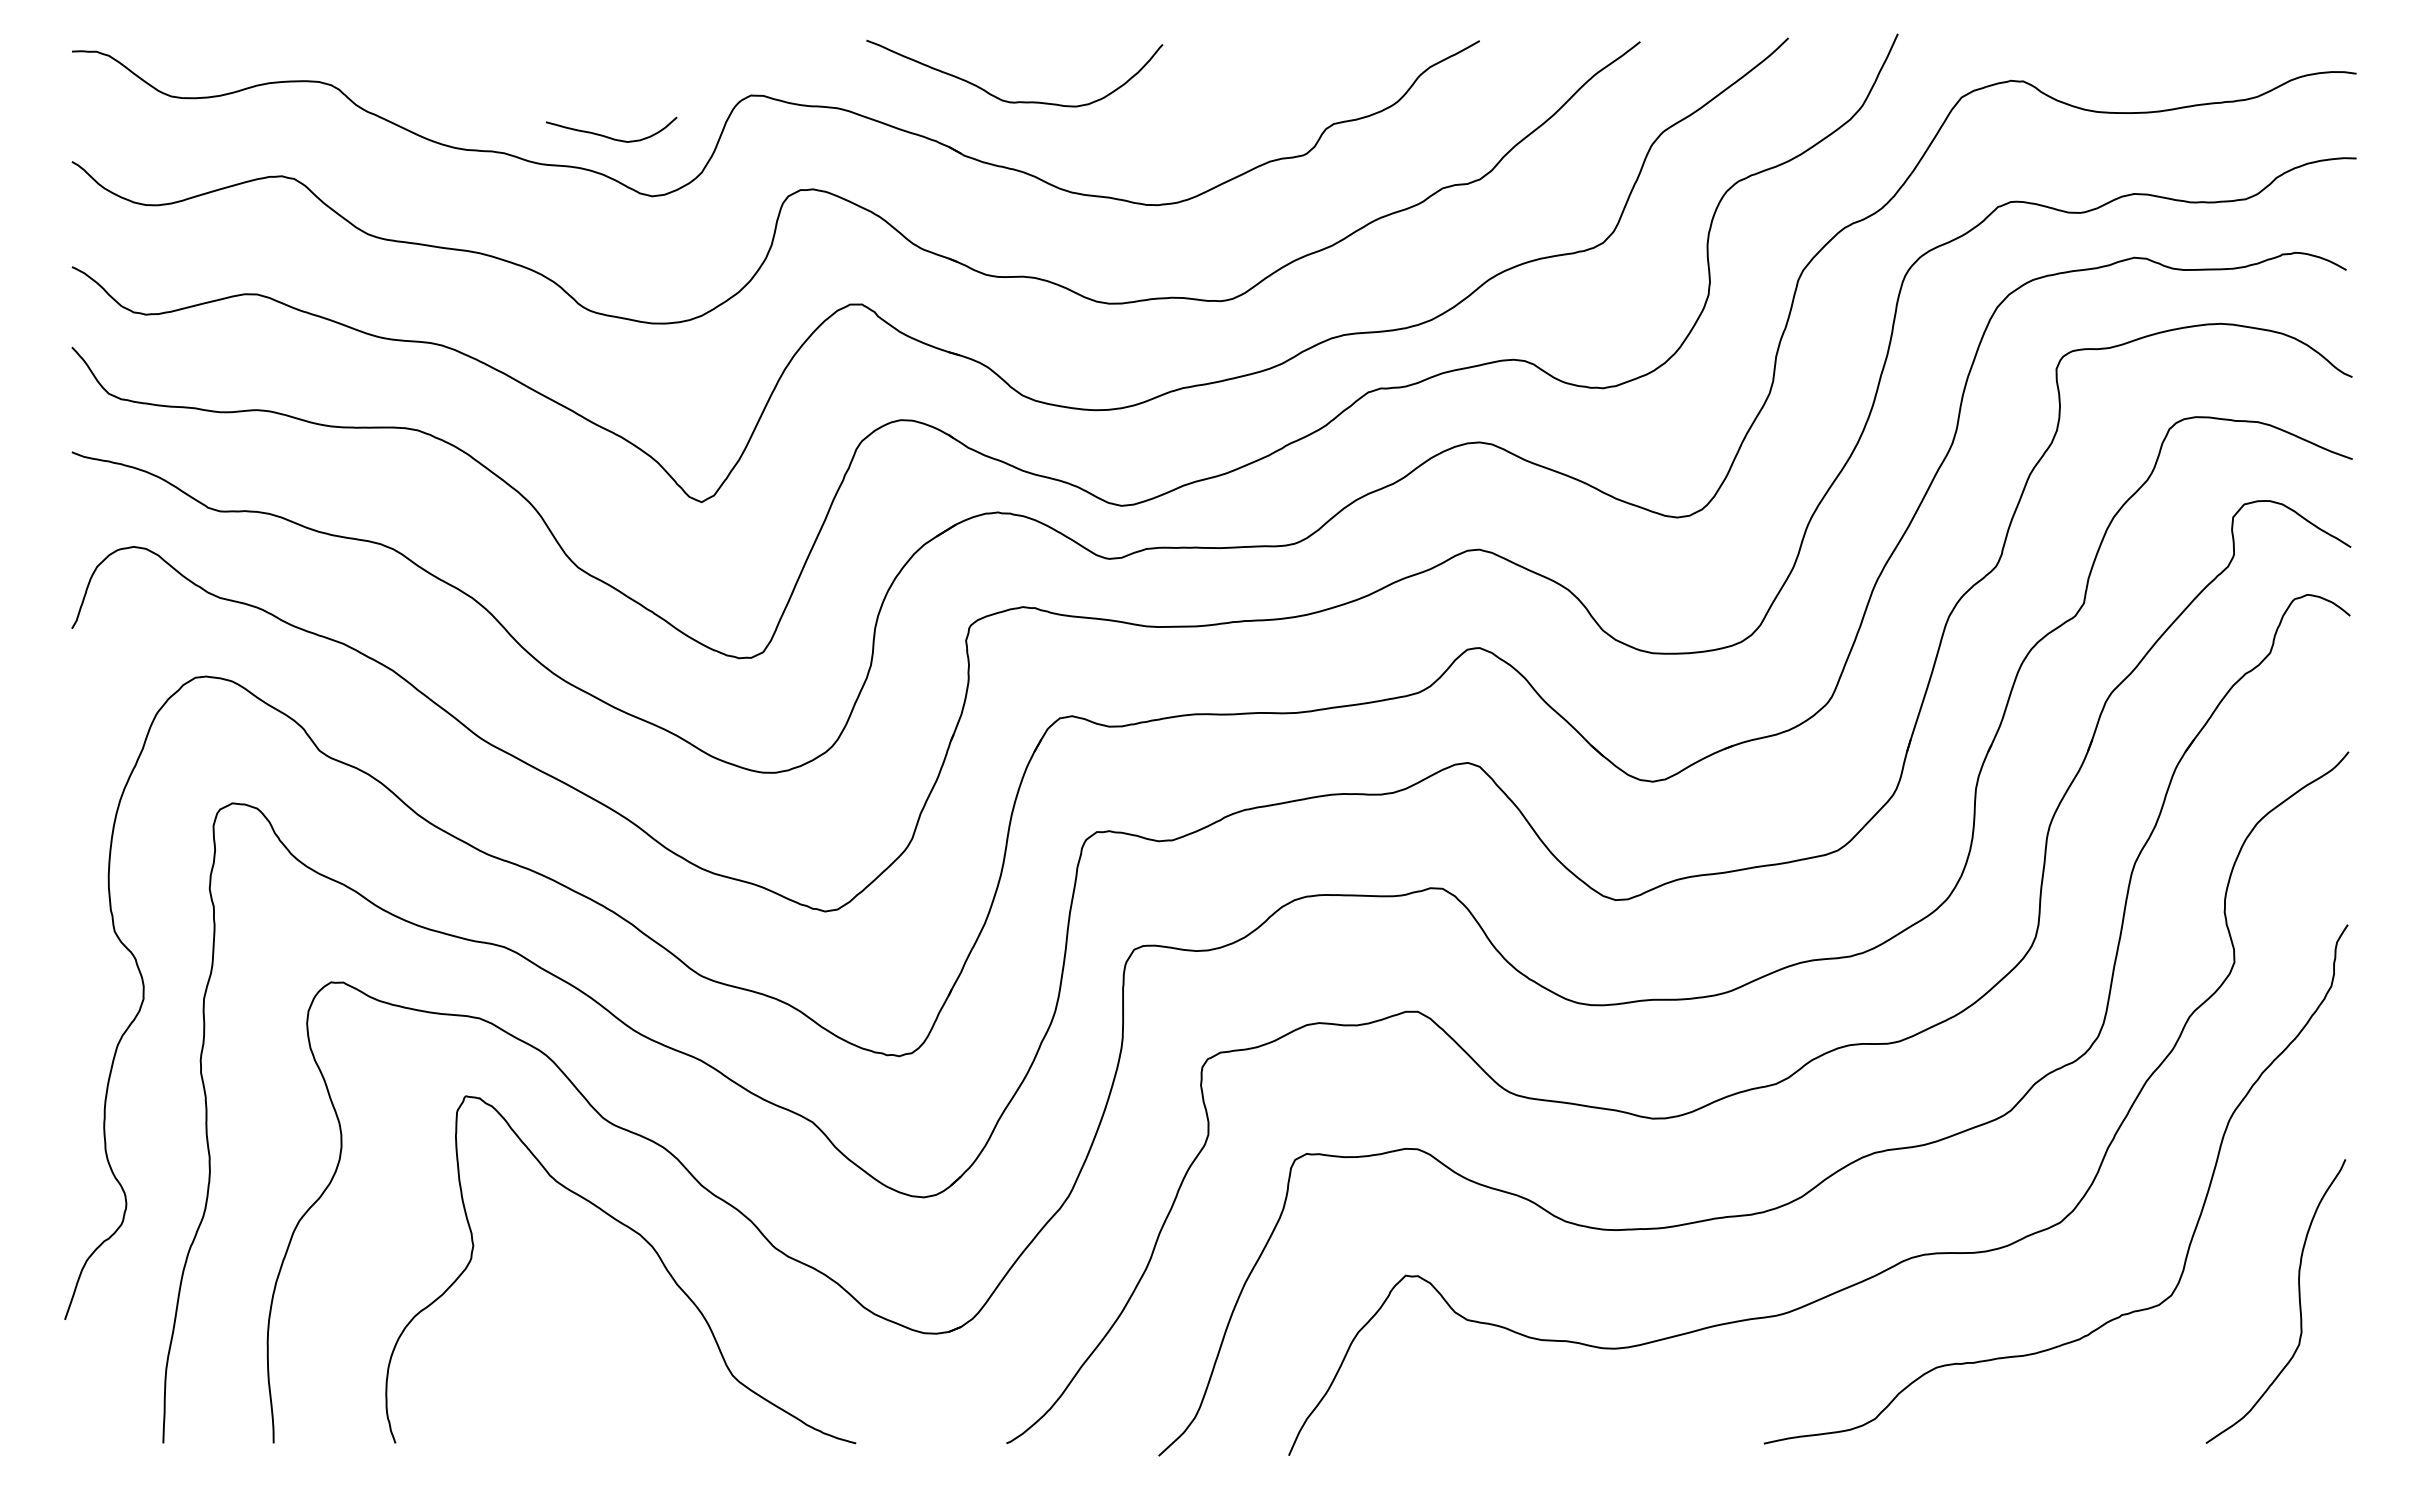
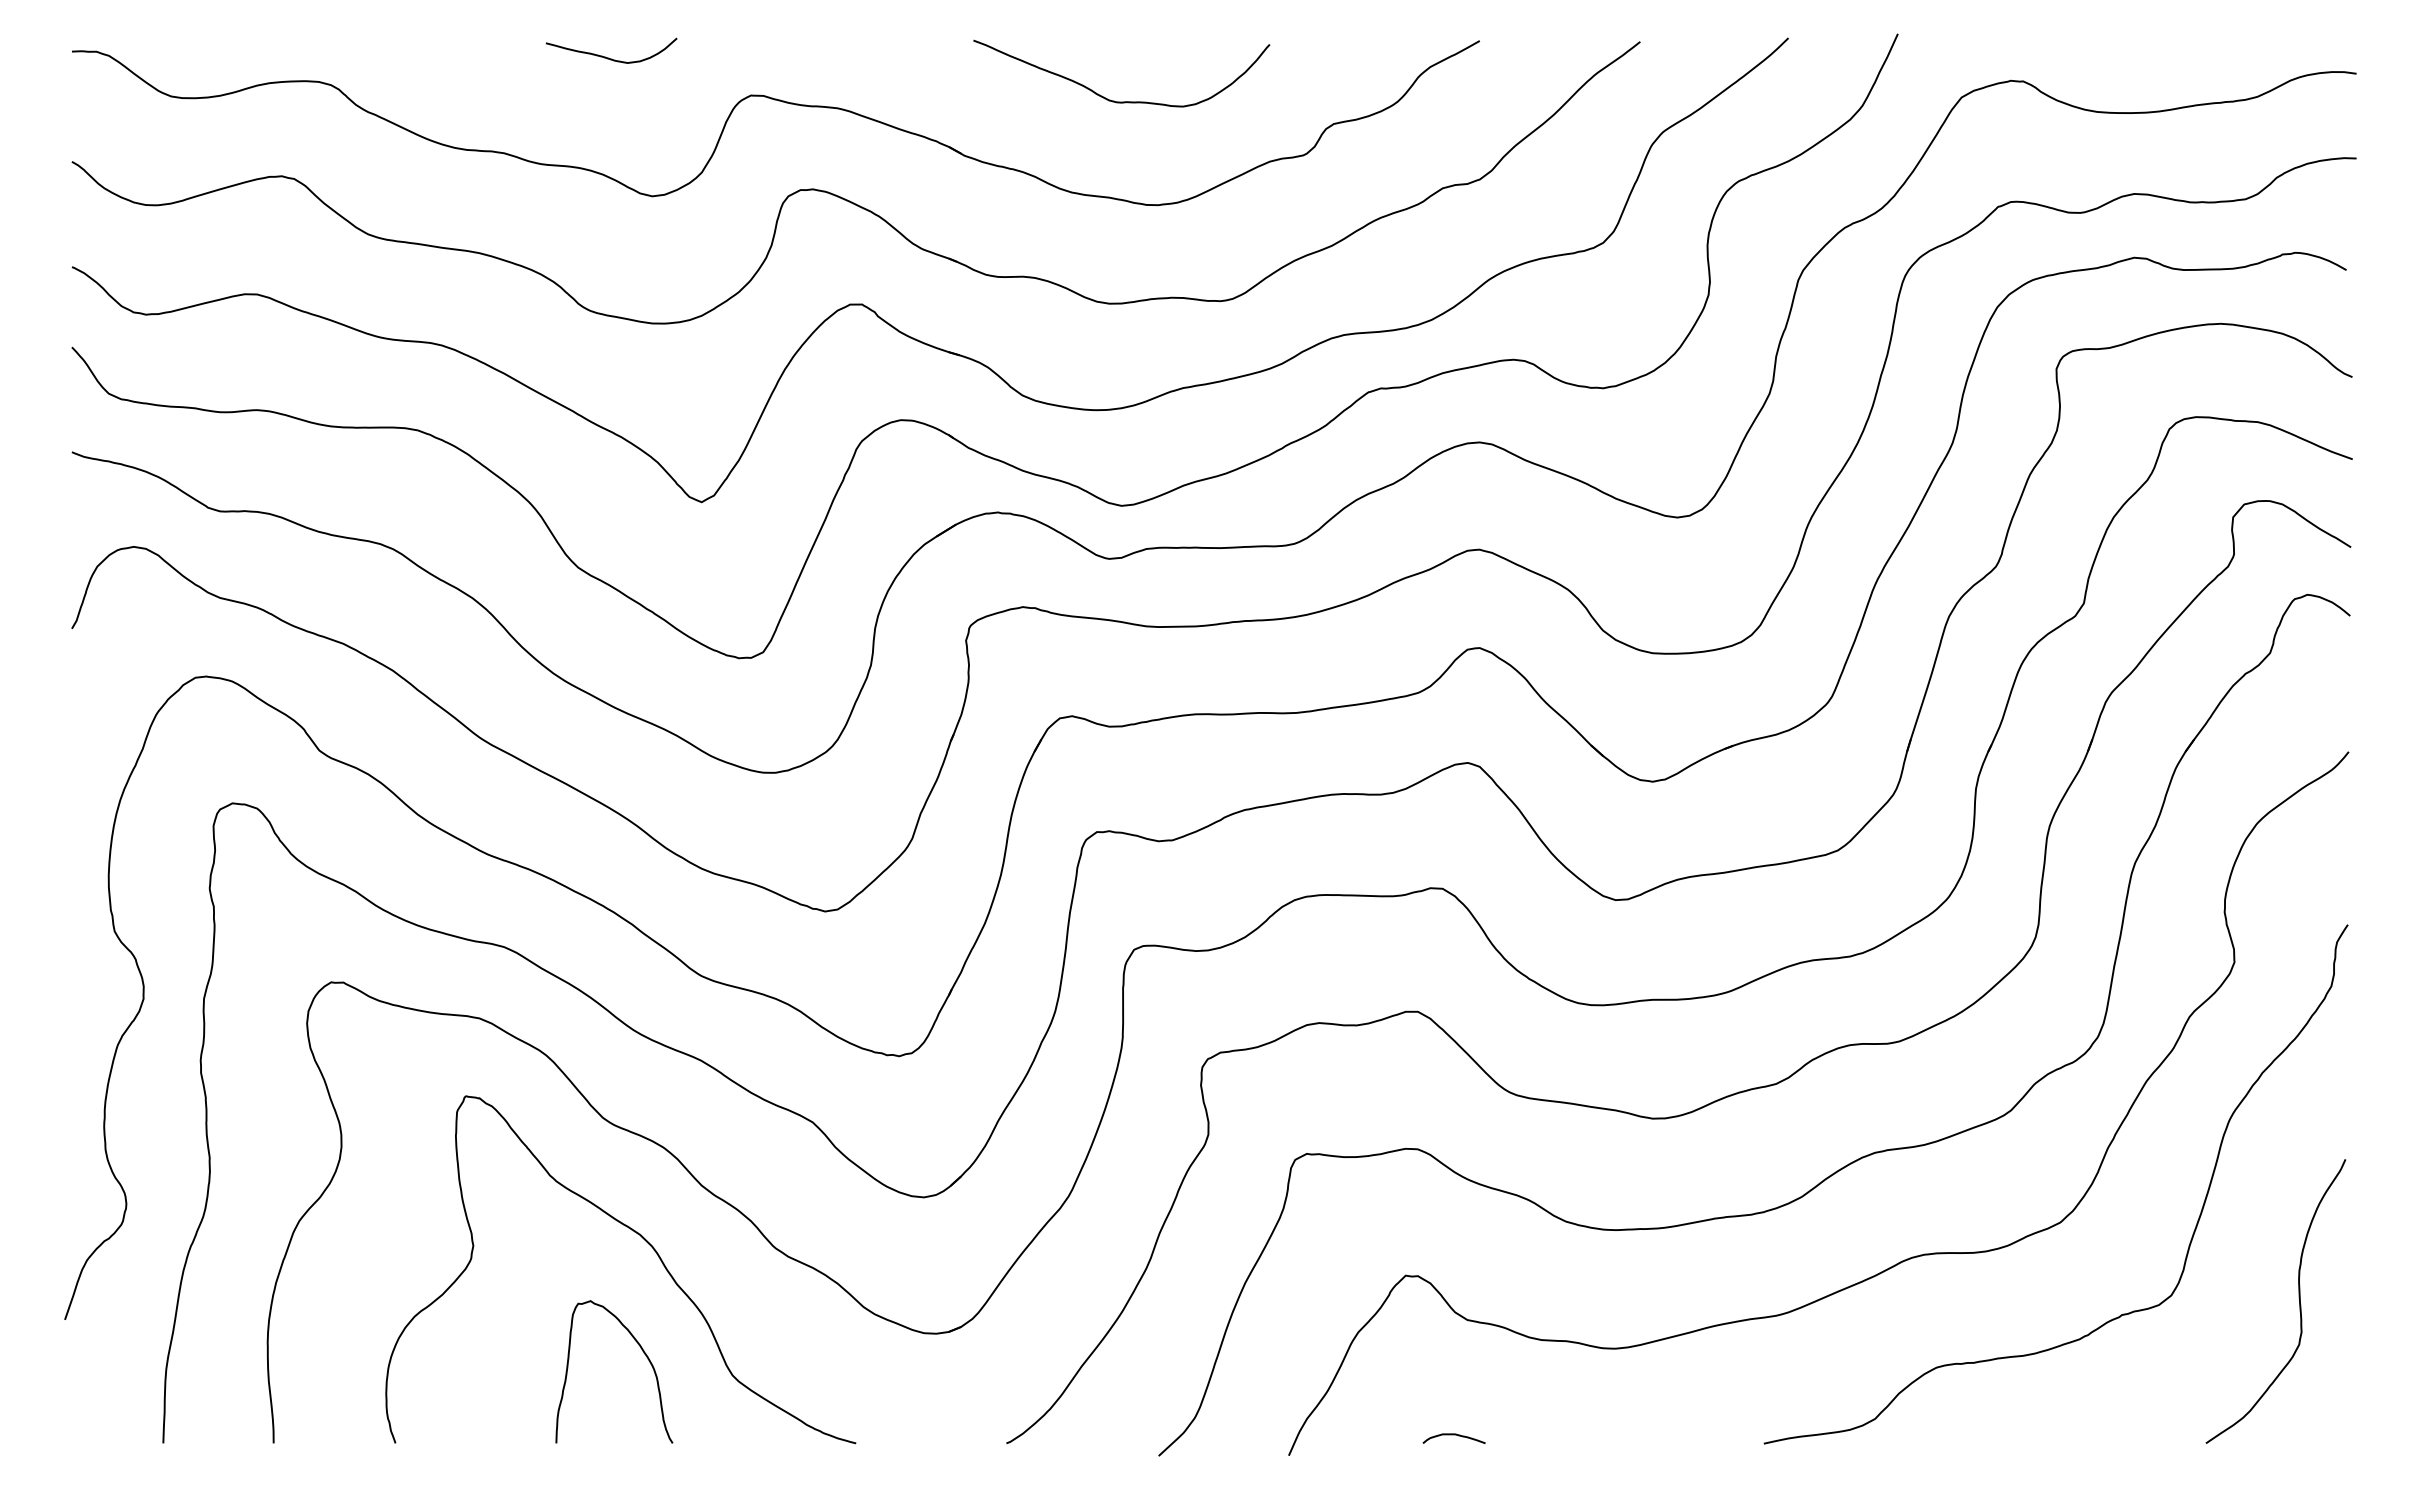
curve position: (1007, 100) -> (1114, 100) (1114, 100)
curve position: (608, 136) -> (608, 57) (608, 57)
curve: none -> present (643, 1353)
curve: none -> present (1453, 1435)
